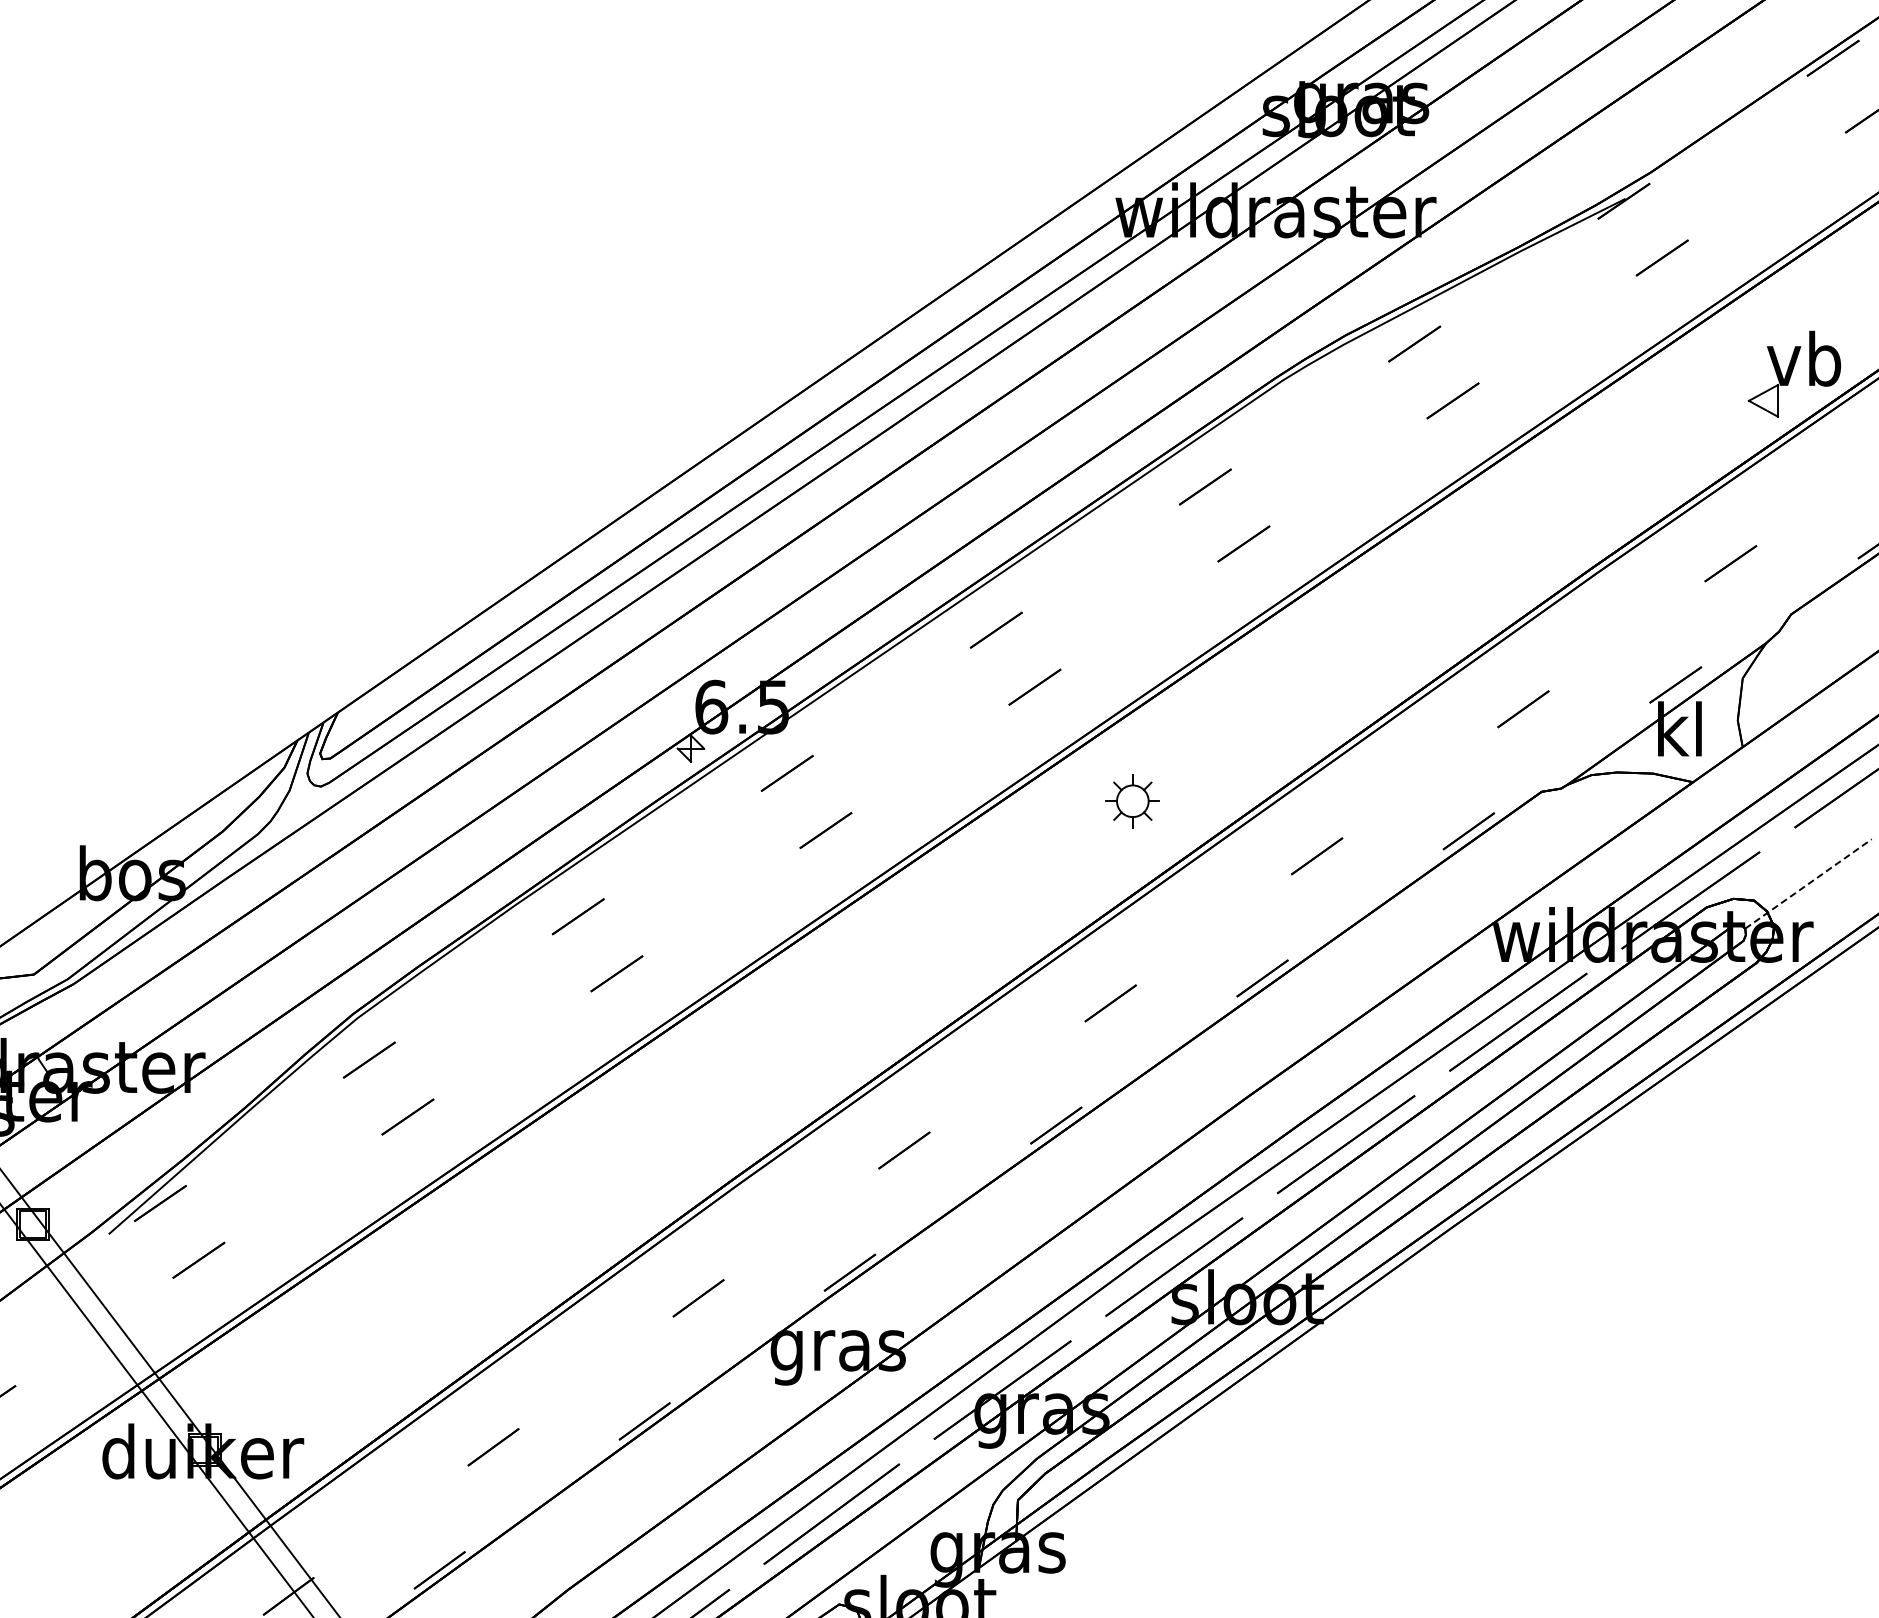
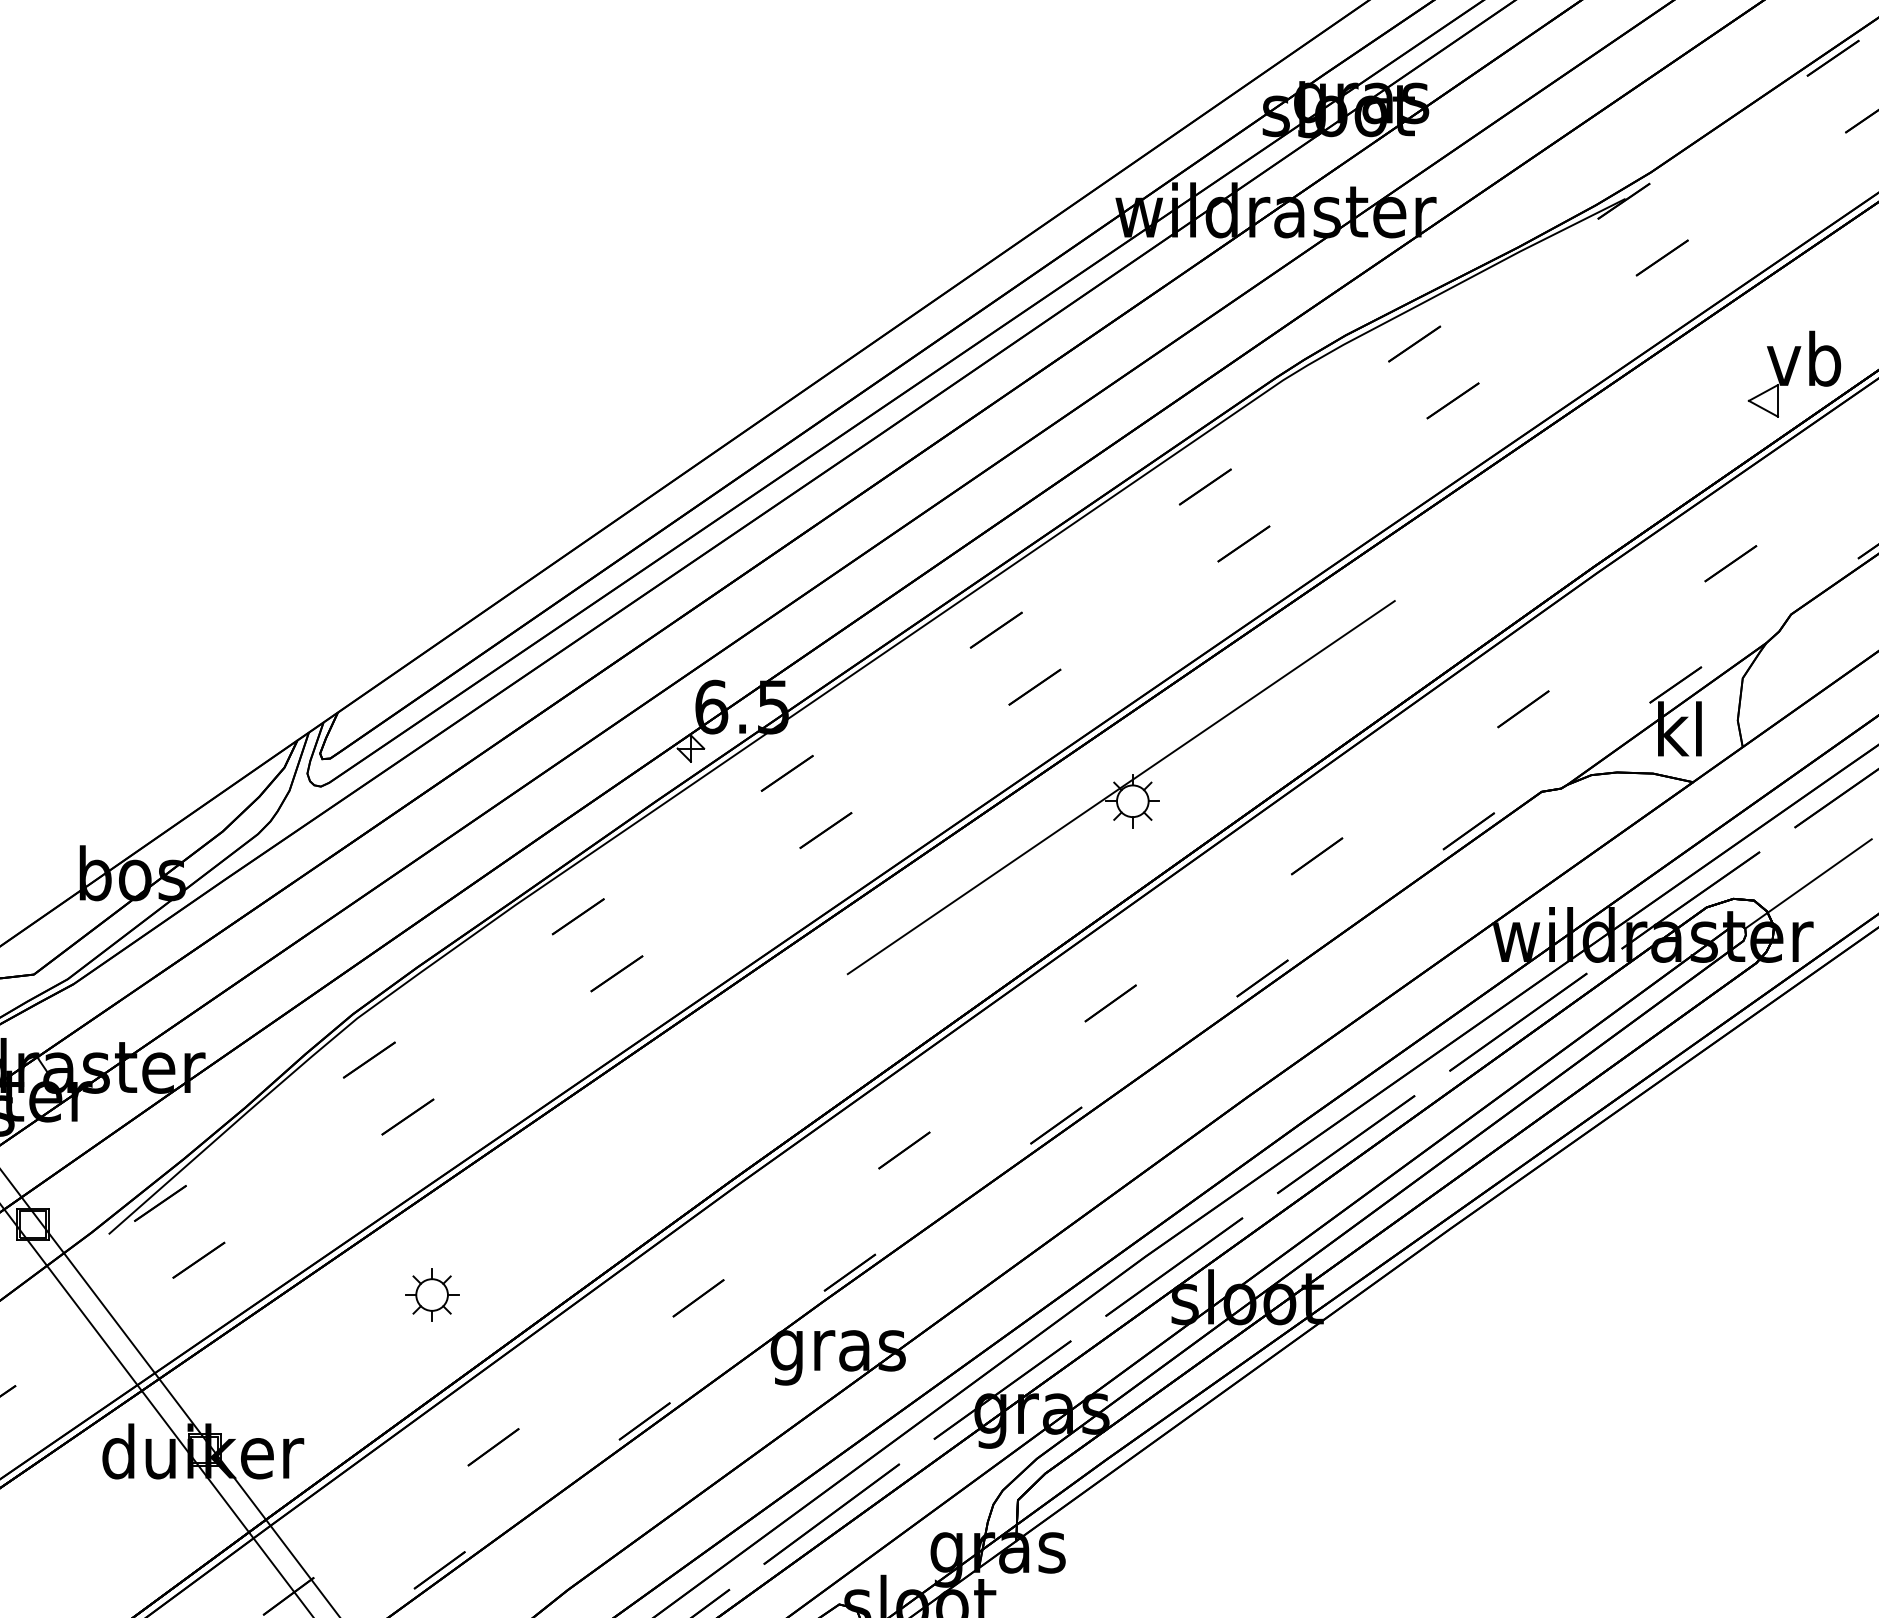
line: none -> present (1120, 787)
line: dashed -> solid (1808, 883)
part: none -> present (432, 1294)
